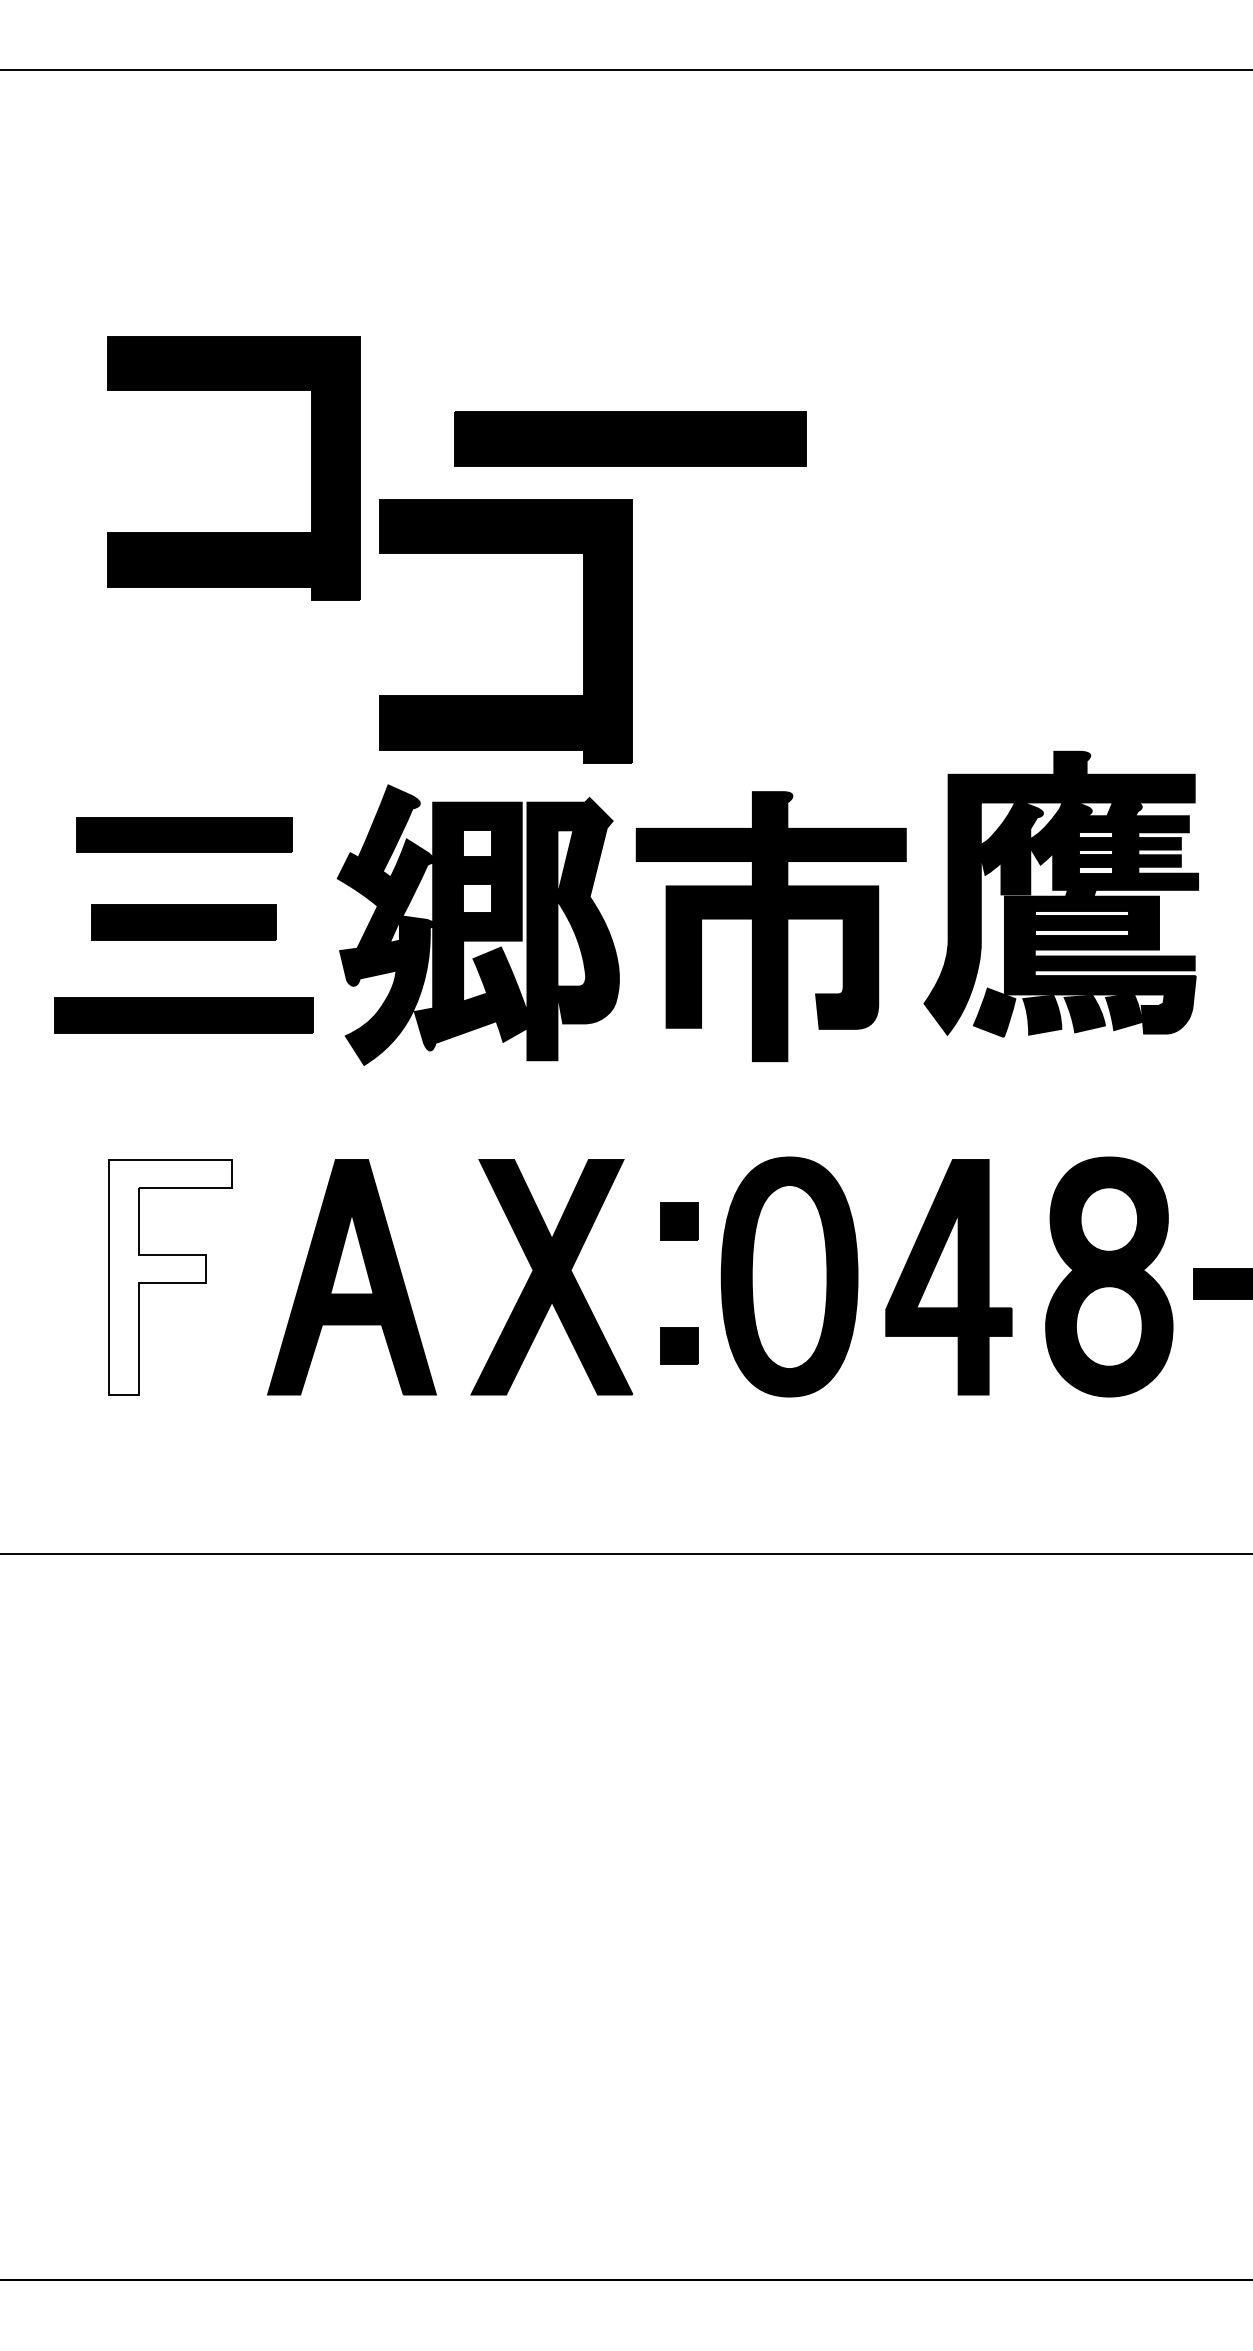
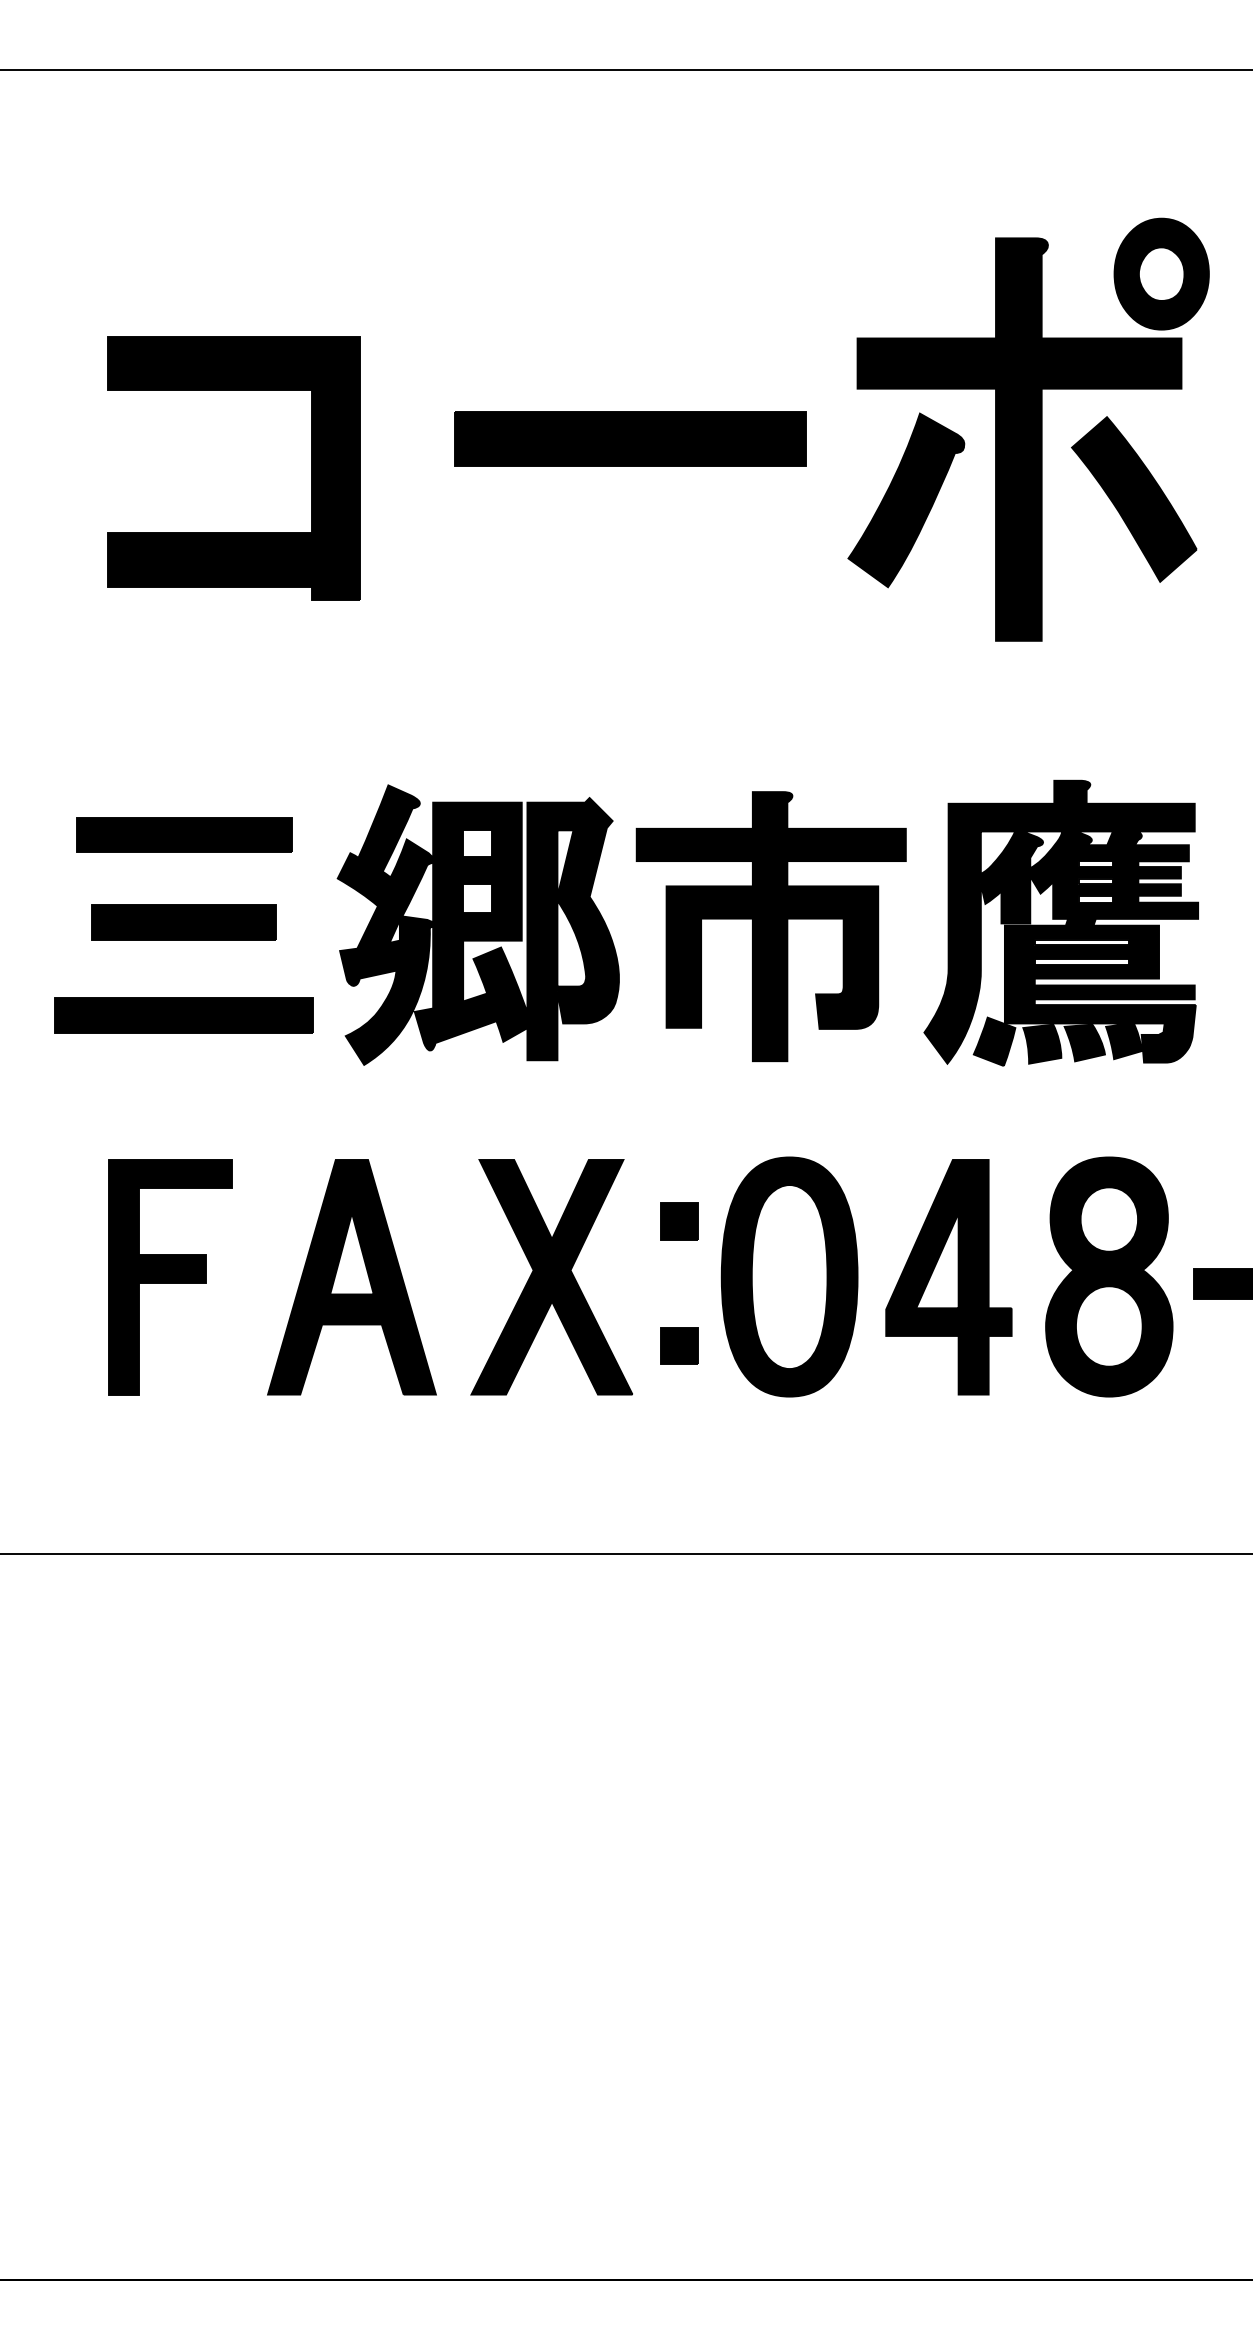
part: none -> present (1028, 429)
part: present -> none (505, 695)
part position: (1060, 893) -> (1060, 922) (1060, 922)
fill: none -> present (170, 1277)
